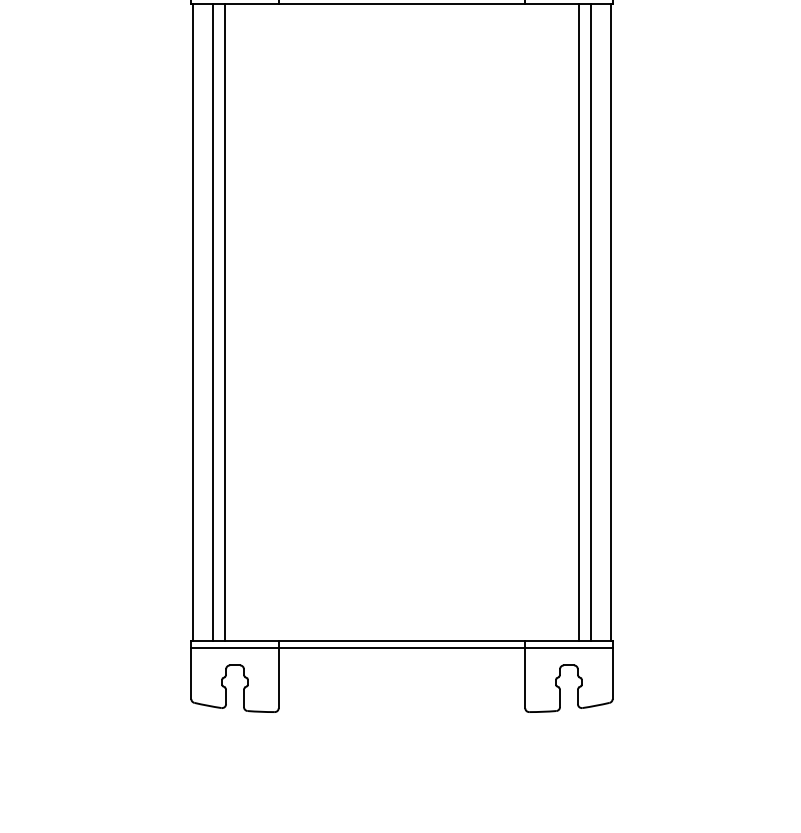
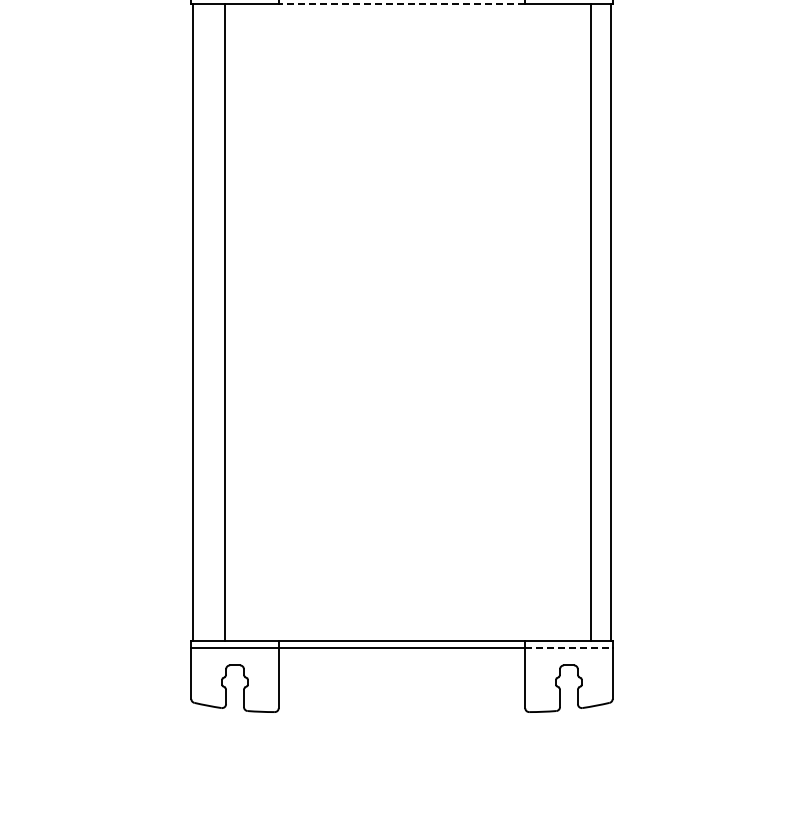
line: solid -> dashed (401, 4)
line: present -> none (213, 322)
line: present -> none (578, 322)
line: solid -> dashed (568, 648)
